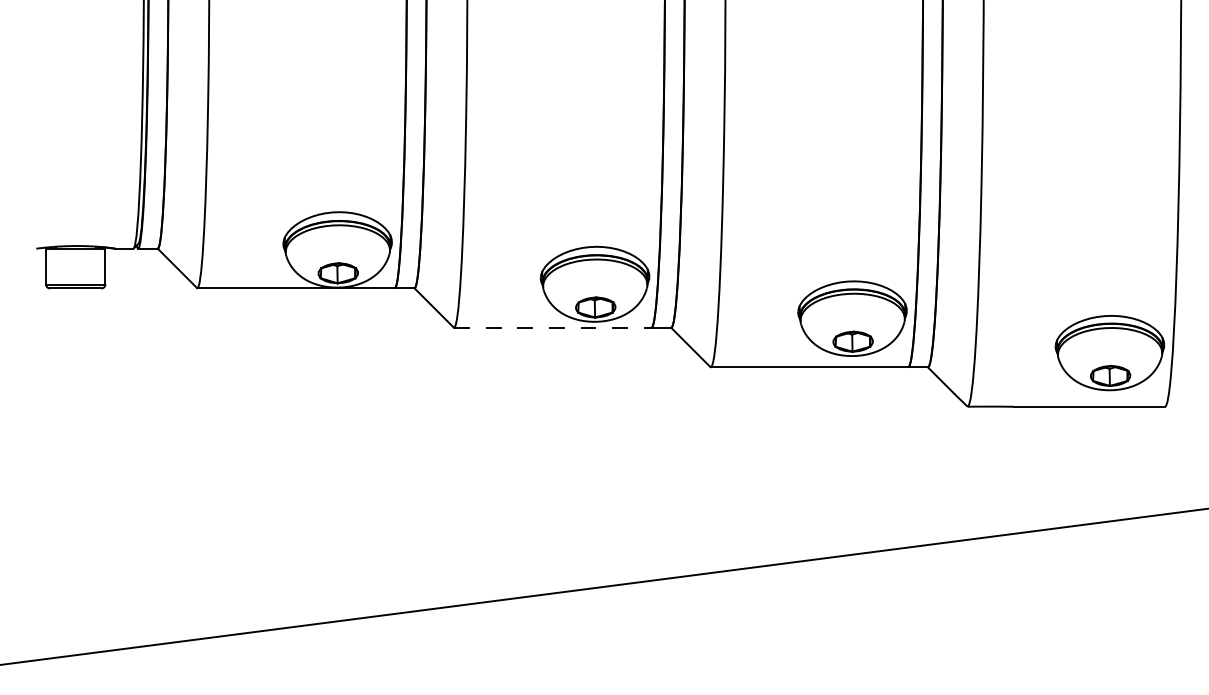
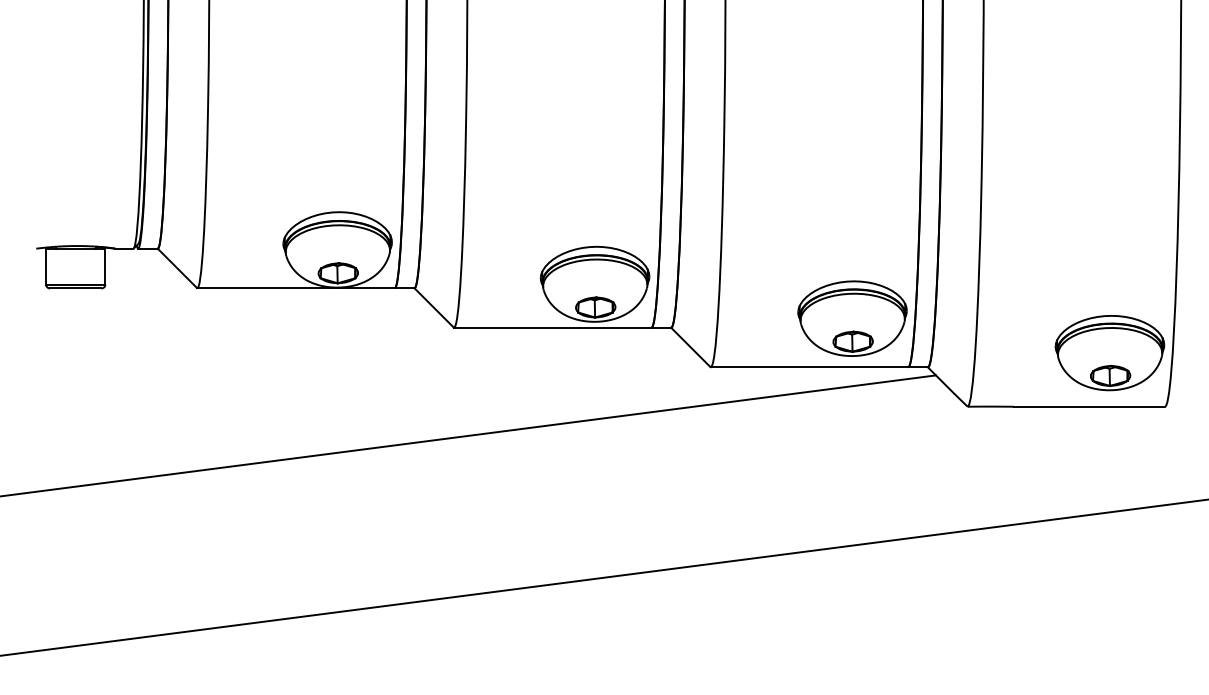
line: dashed -> solid (552, 327)
line: none -> present (468, 435)
line position: (603, 586) -> (603, 577) (603, 577)
